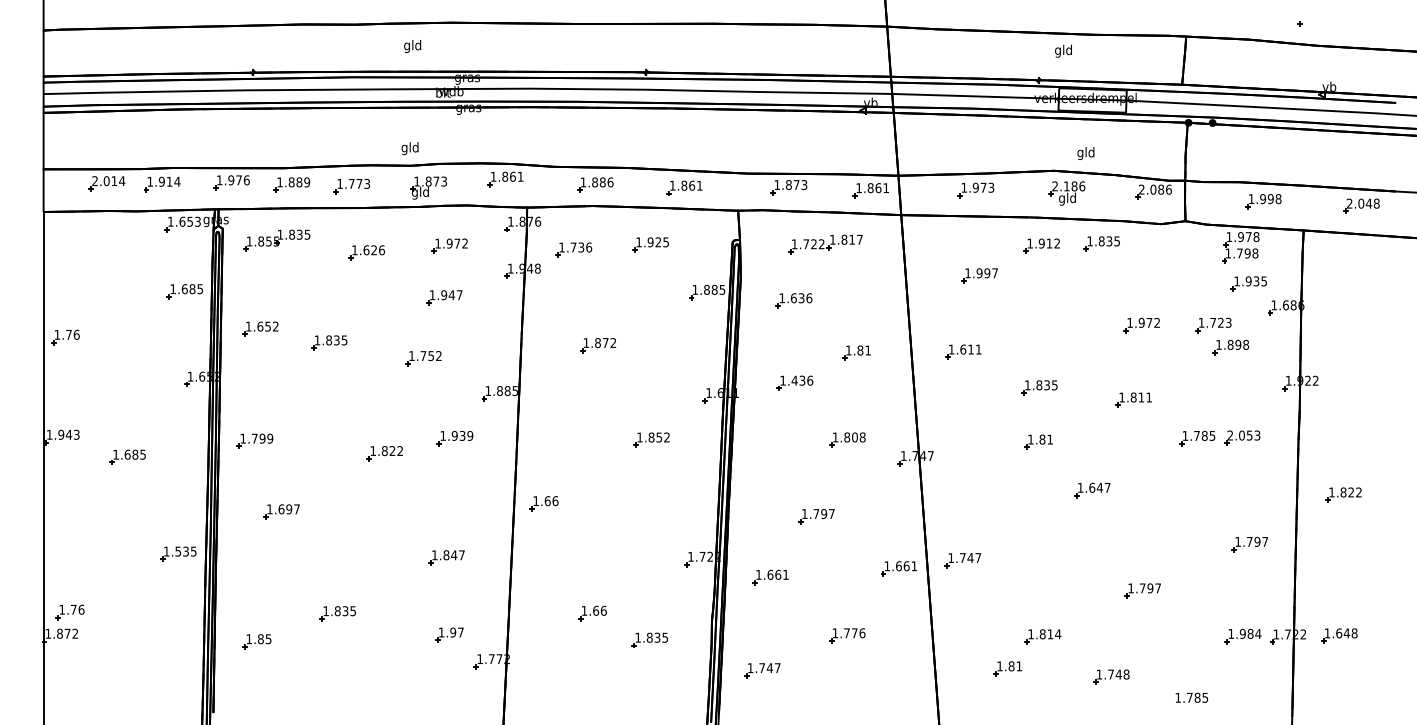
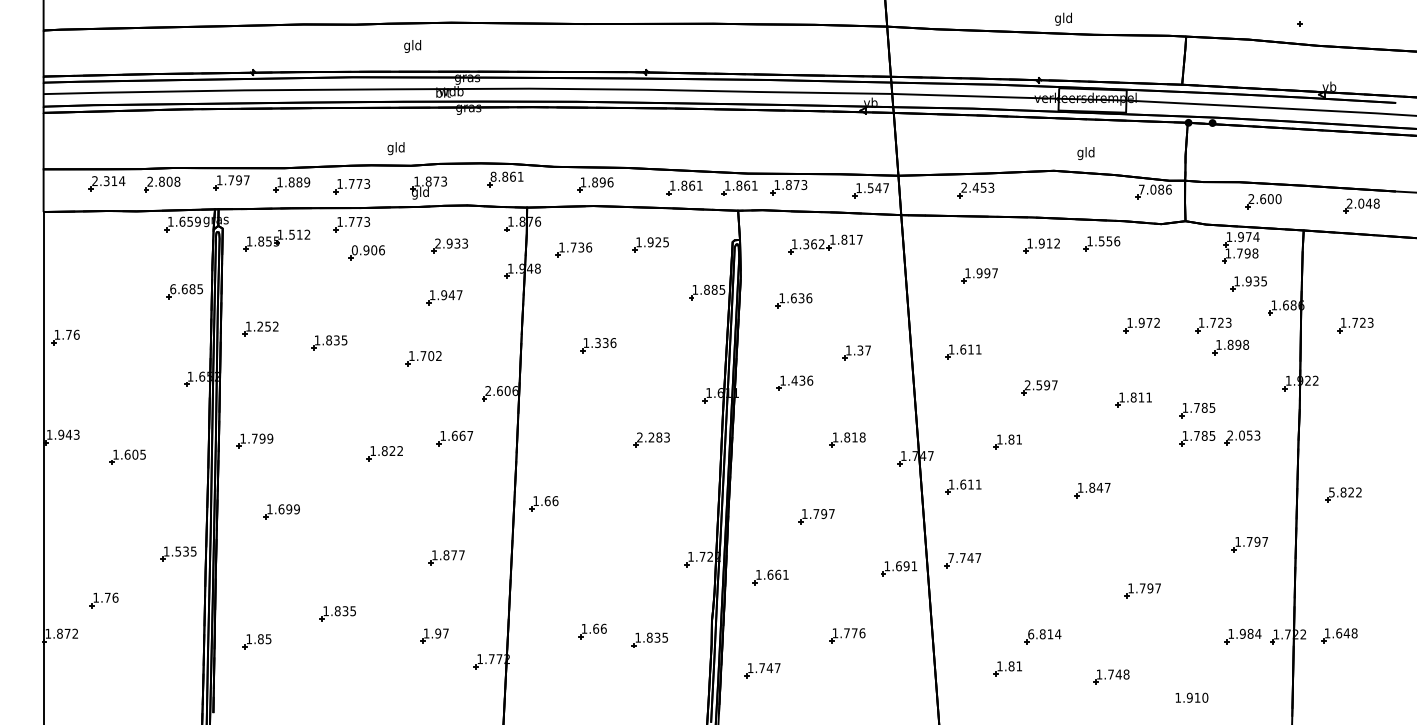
text position: (1063, 50) -> (1063, 18) (1063, 18)
text position: (409, 148) -> (395, 148) (395, 148)
text: 1.861 -> 8.861 (493, 176)
text: 1.976 -> 1.797 (238, 180)
text: 2.014 -> 2.314 (106, 181)
text: 1.914 -> 2.808 (163, 181)
text: 1.886 -> 1.896 (602, 182)
part: none -> present (739, 187)
text: 1.973 -> 2.453 (973, 187)
text: 1.861 -> 1.547 (877, 188)
text: 2.086 -> 7.086 (1141, 189)
part: present -> none (1066, 193)
text: 1.998 -> 2.600 (1264, 199)
text: 1.653 -> 1.659 (197, 221)
part: none -> present (351, 224)
text: 1.835 -> 1.512 (299, 234)
text: 1.978 -> 1.974 (1256, 237)
text: 1.835 -> 1.556 (1109, 241)
text: 1.972 -> 2.933 (451, 243)
text: 1.722 -> 1.362 (810, 244)
text: 1.626 -> 0.906 (364, 250)
text: 1.685 -> 6.685 (173, 289)
part: none -> present (1355, 325)
text: 1.652 -> 1.252 (260, 326)
text: 1.872 -> 1.336 (605, 343)
text: 1.81 -> 1.37 (863, 350)
text: 1.752 -> 1.702 (431, 356)
text: 1.835 -> 2.597 (1040, 385)
text: 1.885 -> 2.606 (501, 391)
part: none -> present (1197, 410)
text: 1.939 -> 1.667 (462, 435)
text: 1.852 -> 2.283 (653, 437)
text: 1.808 -> 1.818 (854, 437)
part position: (1038, 441) -> (1007, 441) (1007, 441)
text: 1.685 -> 1.605 (135, 454)
part: none -> present (963, 486)
text: 1.647 -> 1.847 (1092, 487)
text: 1.822 -> 5.822 (1331, 492)
text: 1.697 -> 1.699 (296, 509)
text: 1.847 -> 1.877 (454, 555)
text: 1.747 -> 7.747 (950, 557)
text: 1.661 -> 1.691 (906, 566)
part position: (69, 612) -> (103, 600) (103, 600)
part position: (592, 613) -> (592, 631) (592, 631)
part position: (449, 634) -> (434, 635) (434, 635)
text: 1.814 -> 6.814 (1031, 634)
text: 1.785 -> 1.910 (1197, 697)
